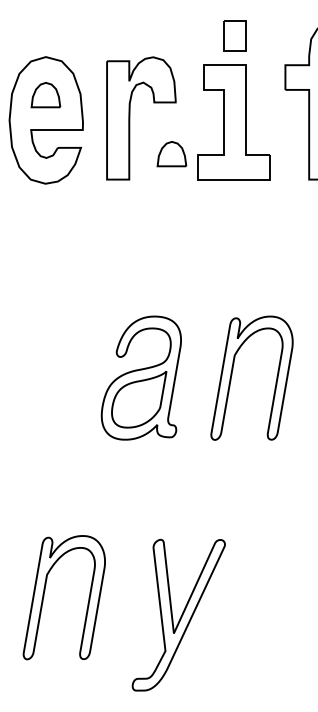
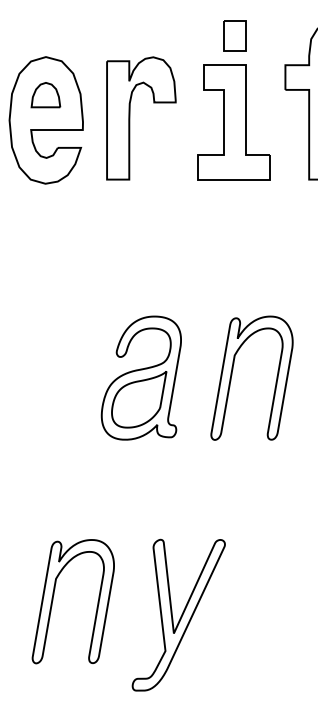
part: present -> none (171, 154)
part position: (45, 591) -> (54, 595) (54, 595)
